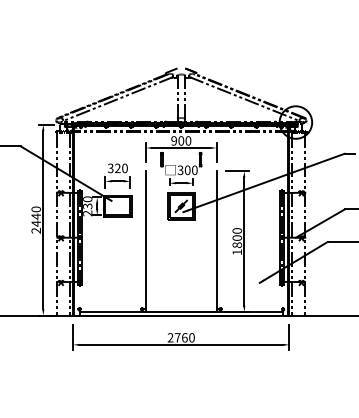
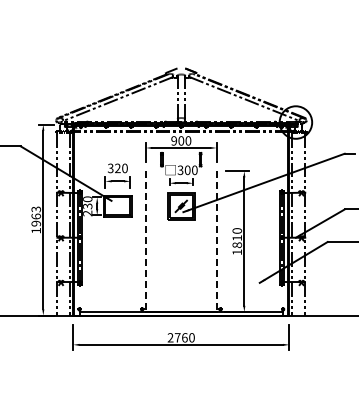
text: 2440 -> 1963 (36, 219)
text: 1800 -> 1810 (237, 237)
line: solid -> dashed (146, 242)
line: solid -> dashed (216, 242)
